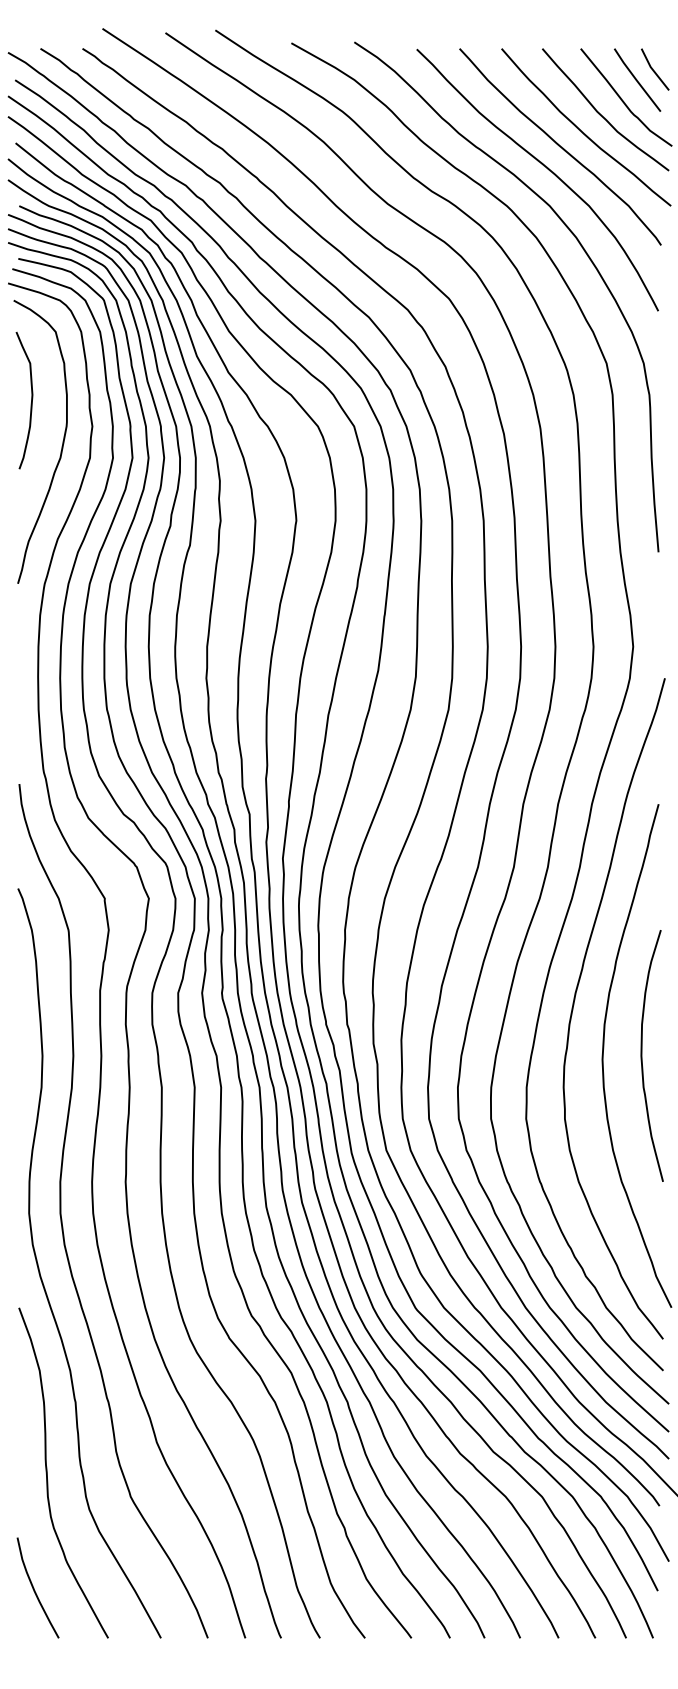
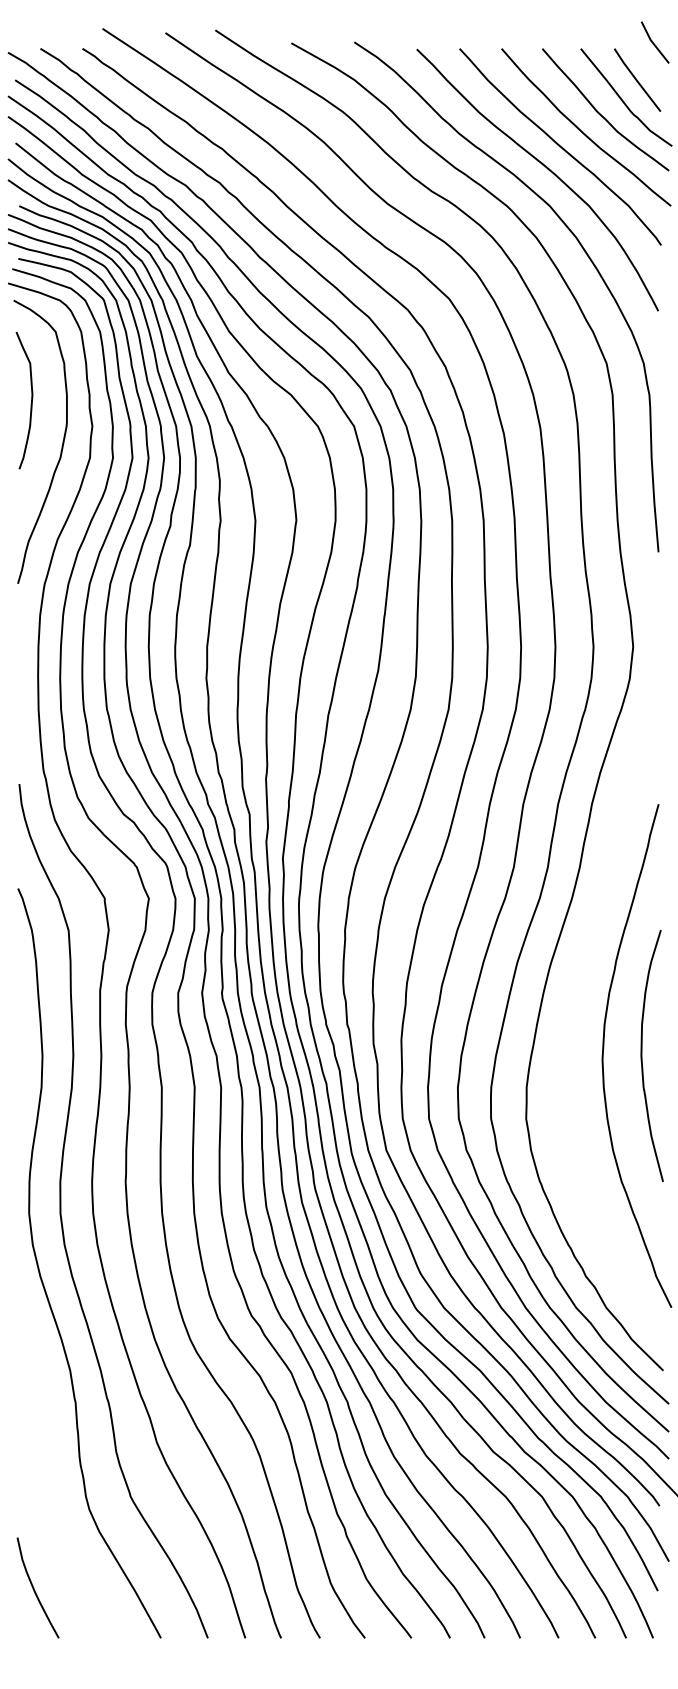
line position: (654, 70) -> (654, 43) (654, 43)
curve: present -> none (575, 1000)
curve: present -> none (47, 1472)
